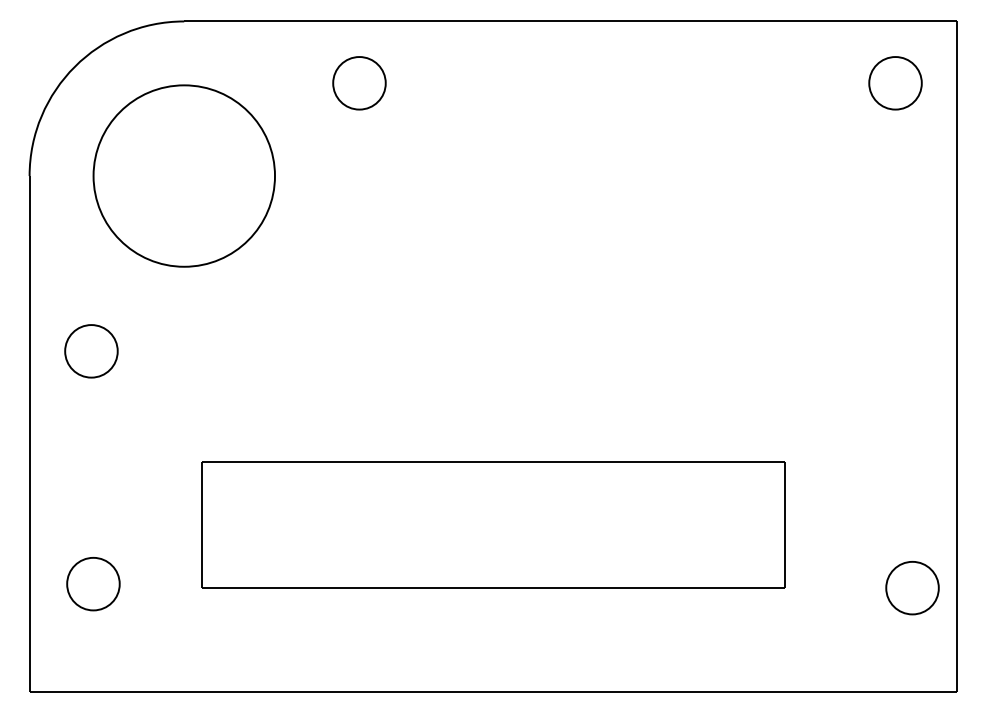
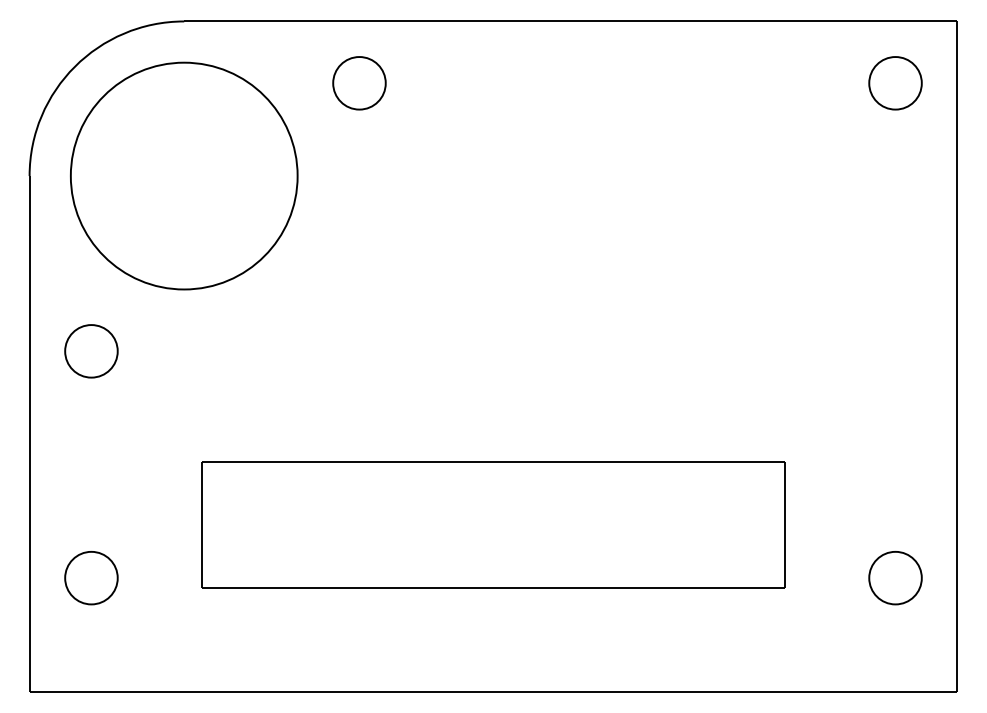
part size: 184x184 px -> 229x230 px (184, 175)
part position: (93, 584) -> (91, 578) (91, 578)
part position: (912, 588) -> (895, 578) (895, 578)
